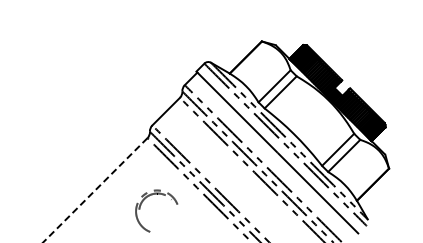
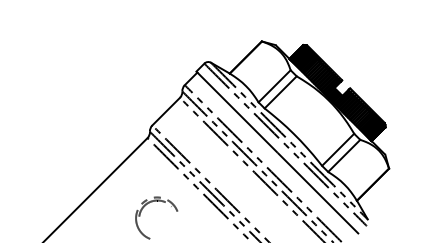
line: dashed -> solid (95, 190)
part position: (152, 195) -> (152, 202) (152, 202)
